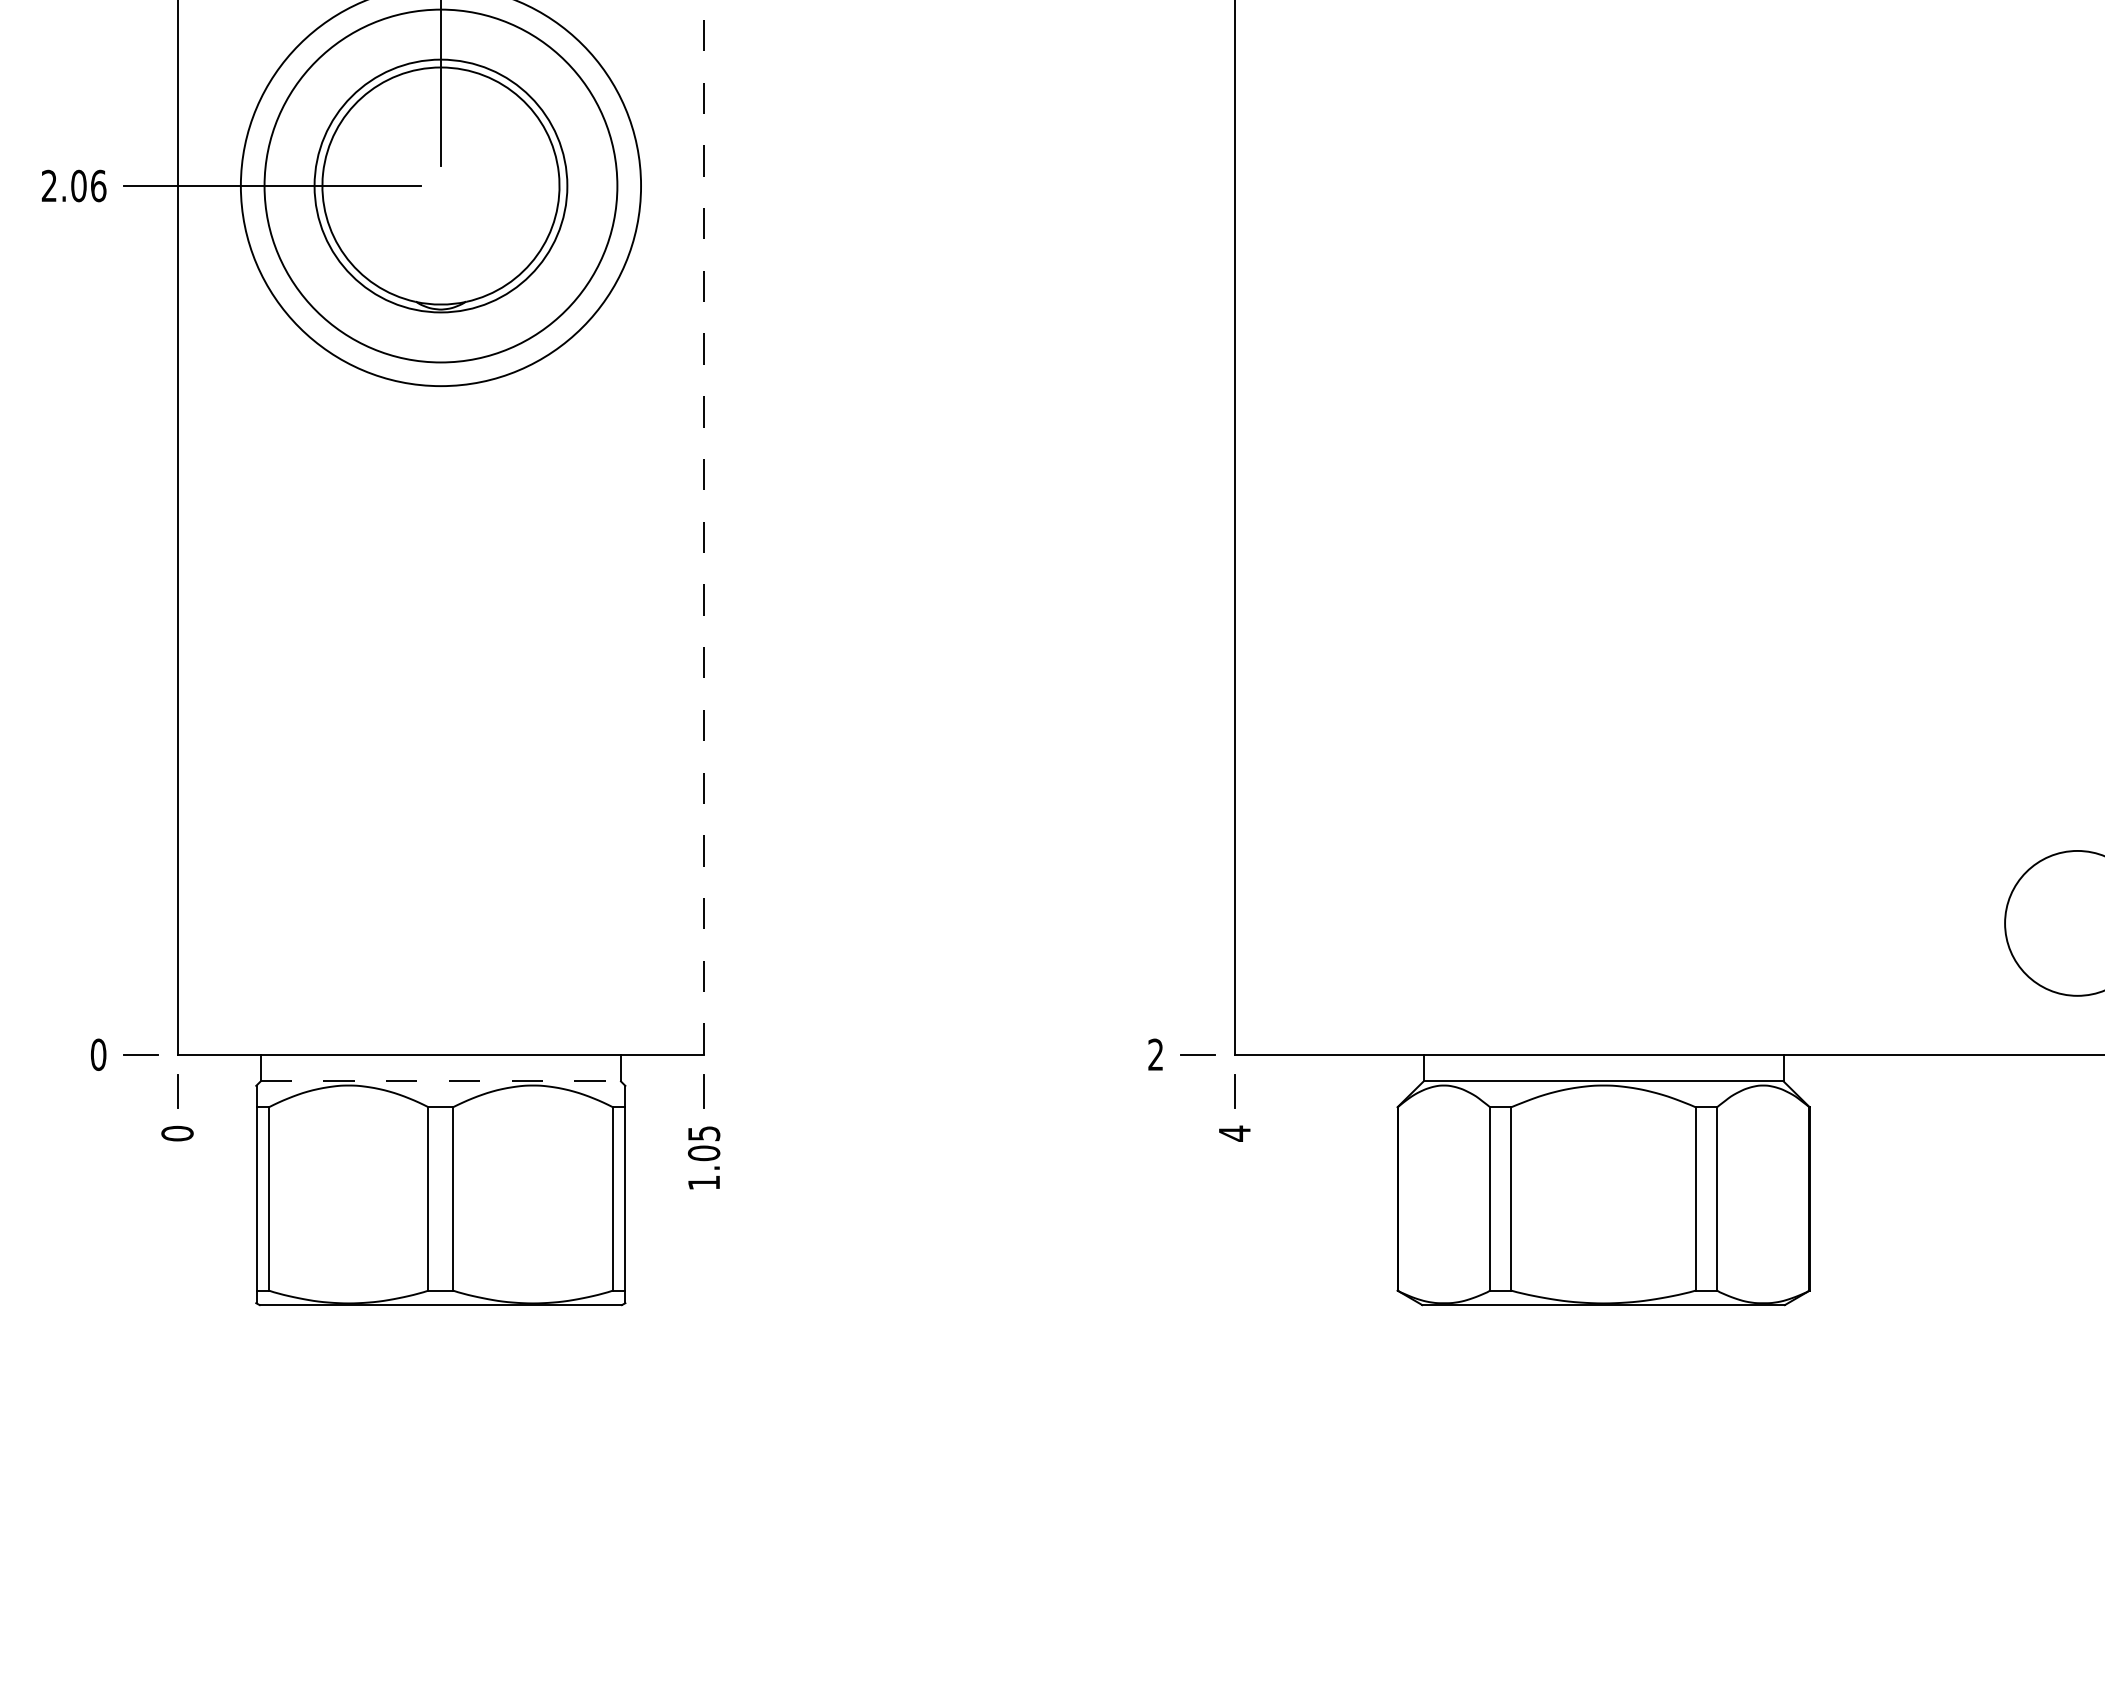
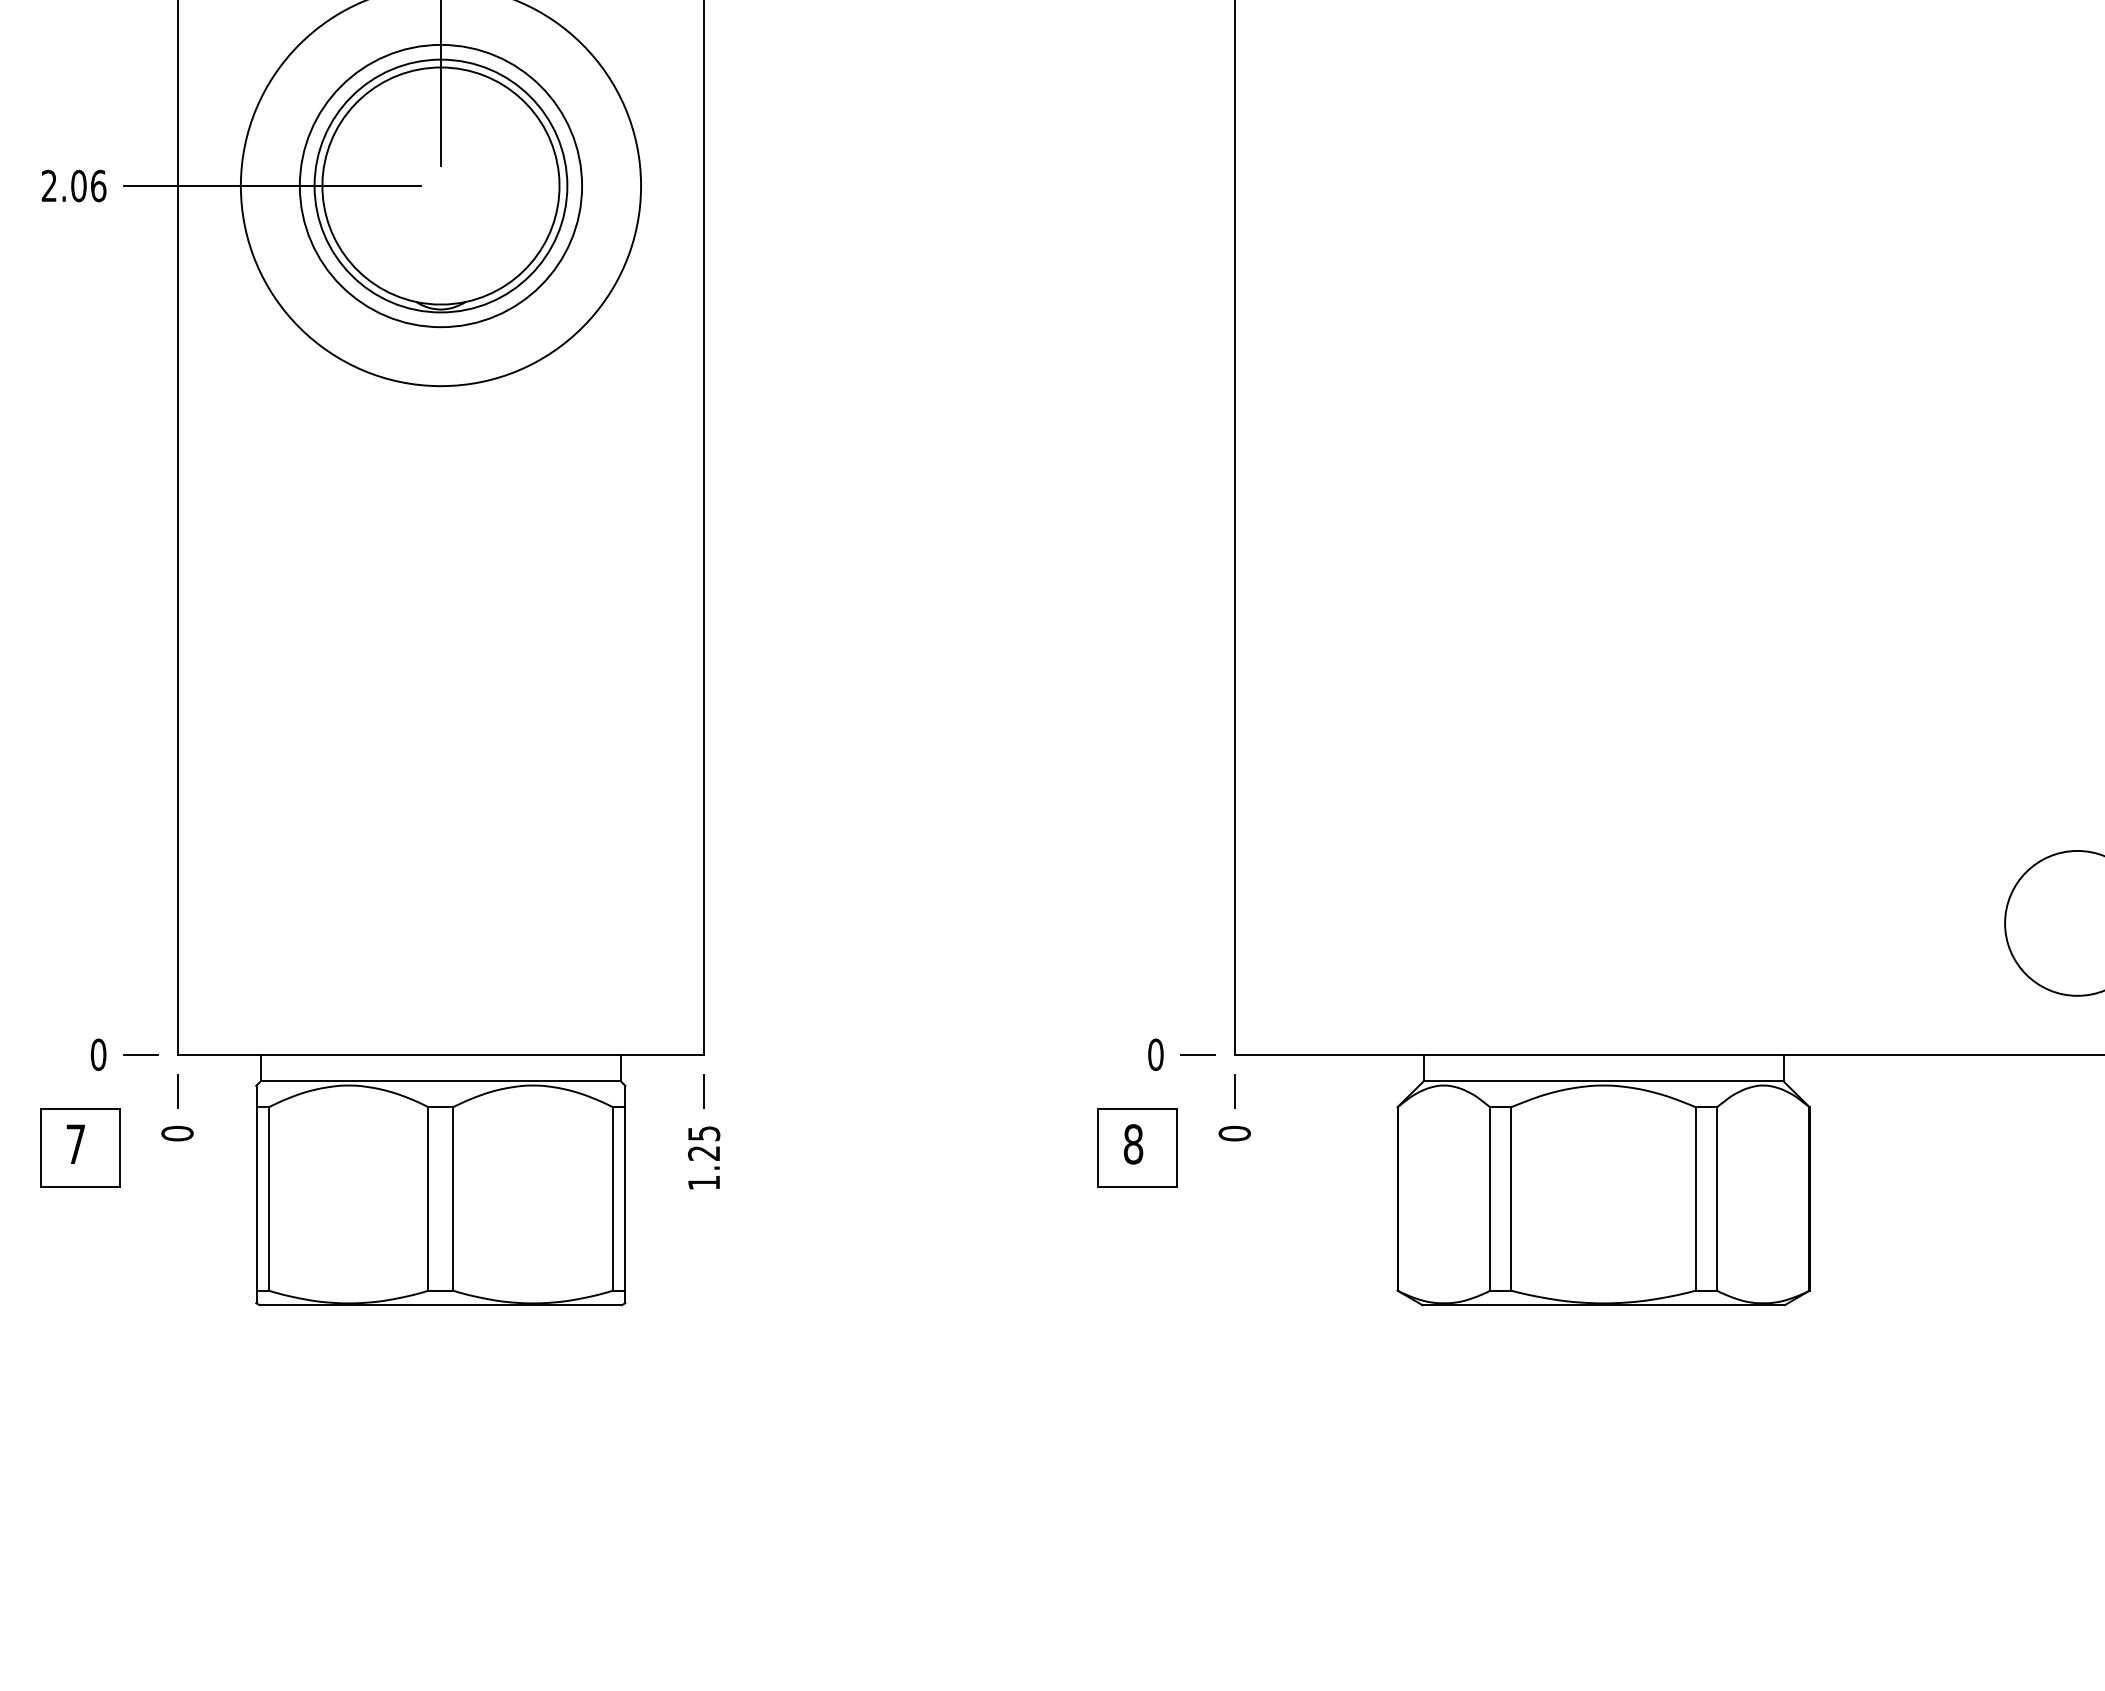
circle diameter: 353 px -> 282 px (440, 185)
line: dashed -> solid (704, 527)
text: 2 -> 0 (1155, 1054)
line: dashed -> solid (441, 1081)
text: 4 -> 0 (1234, 1133)
part: none -> present (80, 1147)
part: none -> present (1137, 1147)
text: 1.05 -> 1.25 (704, 1153)
